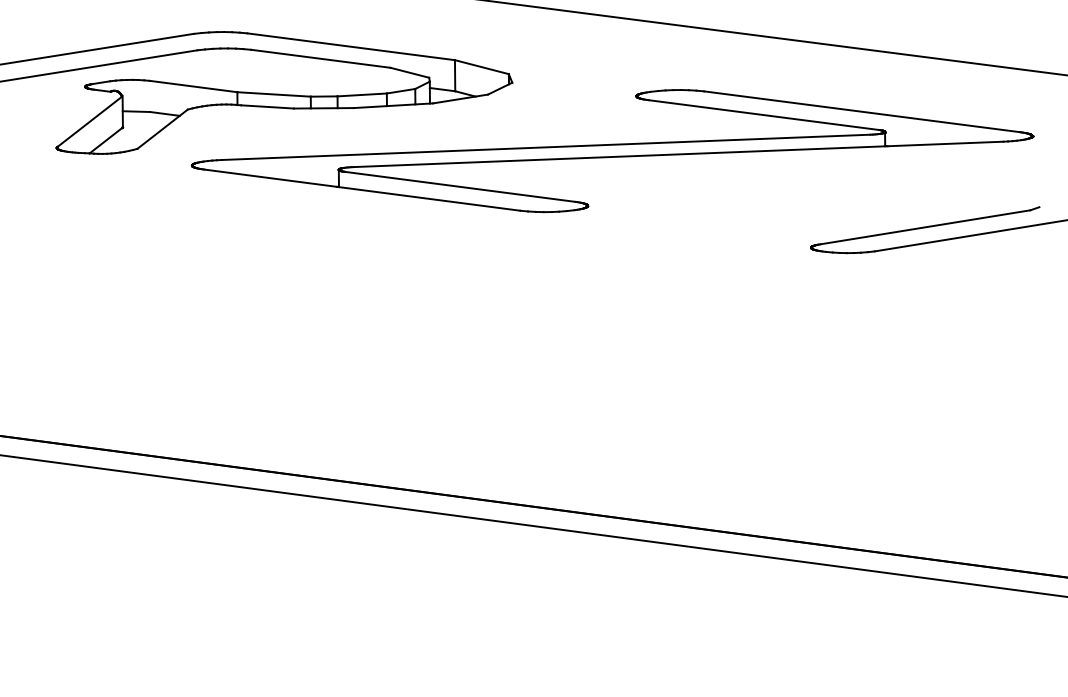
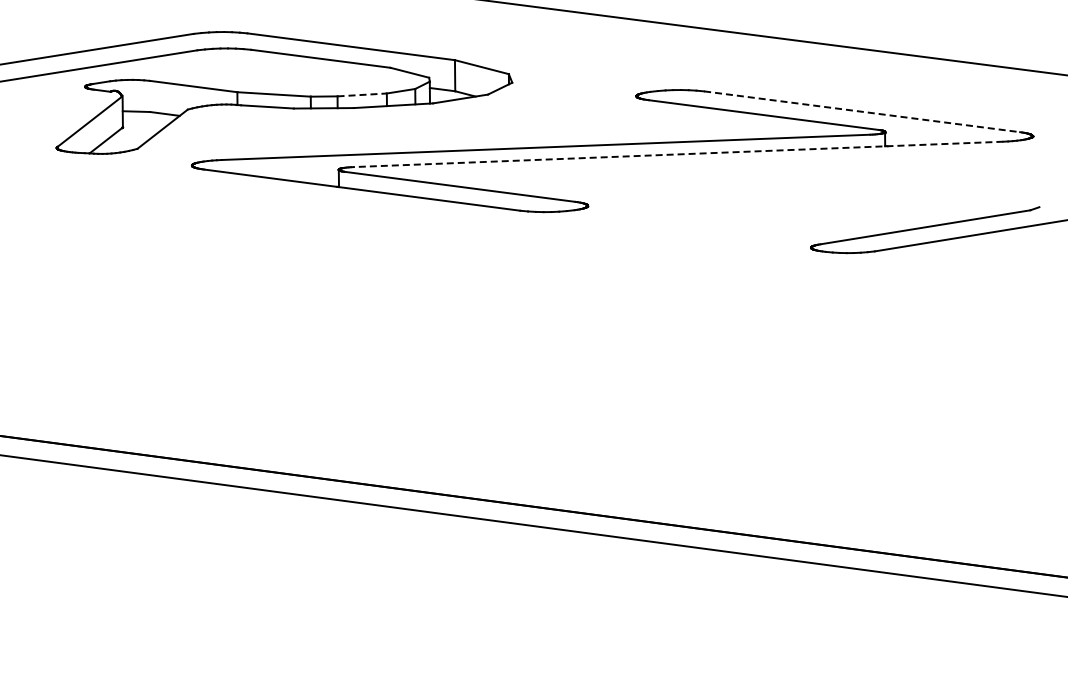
line: solid -> dashed (362, 94)
line: solid -> dashed (862, 111)
line: solid -> dashed (677, 154)
